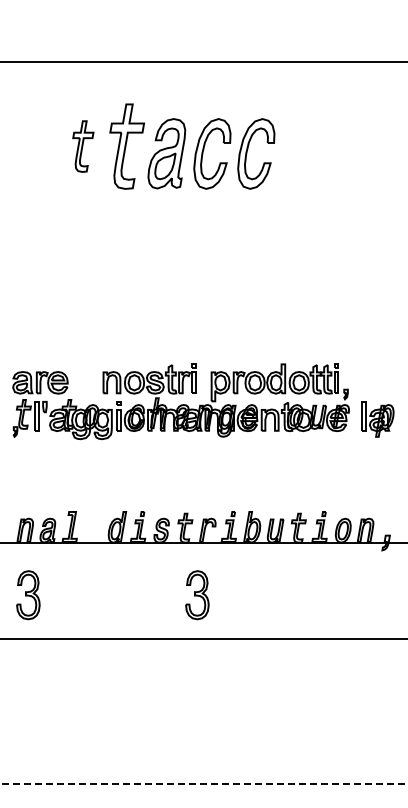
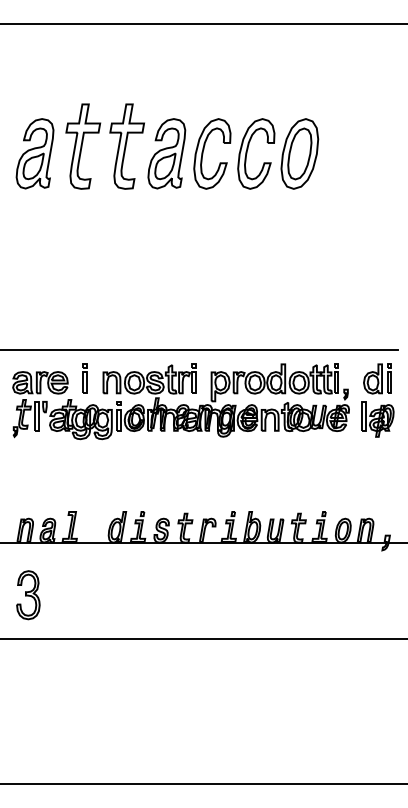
line position: (203, 62) -> (203, 24) (203, 24)
part size: 23x53 px -> 37x87 px (83, 146)
part: none -> present (34, 153)
part: none -> present (299, 153)
line: none -> present (199, 349)
part: none -> present (84, 378)
part: none -> present (377, 378)
part: present -> none (197, 595)
line: dashed -> solid (204, 783)
